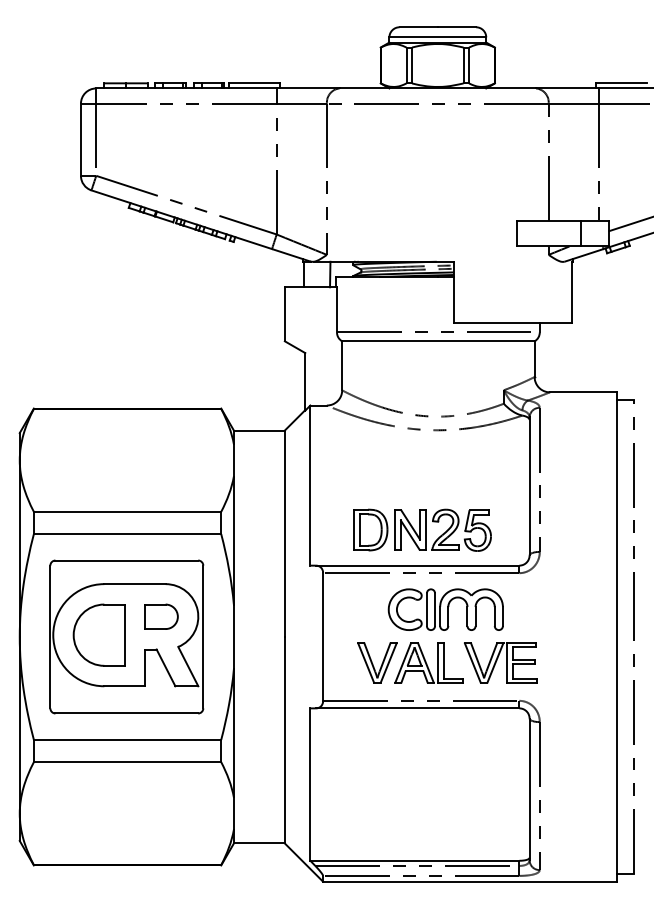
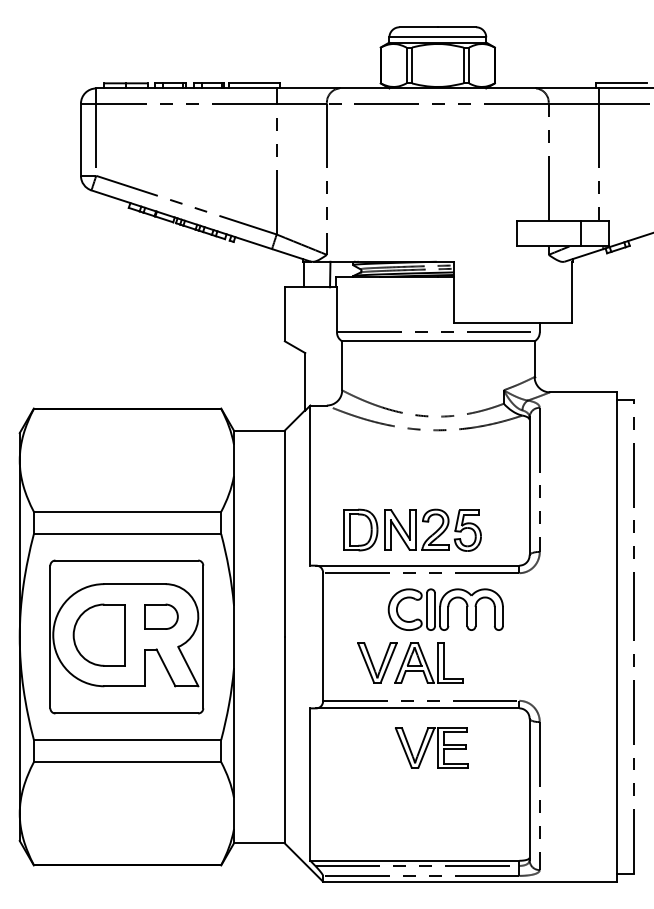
line: present -> none (629, 224)
part position: (422, 529) -> (412, 529) (412, 529)
part position: (500, 662) -> (431, 747) (431, 747)
